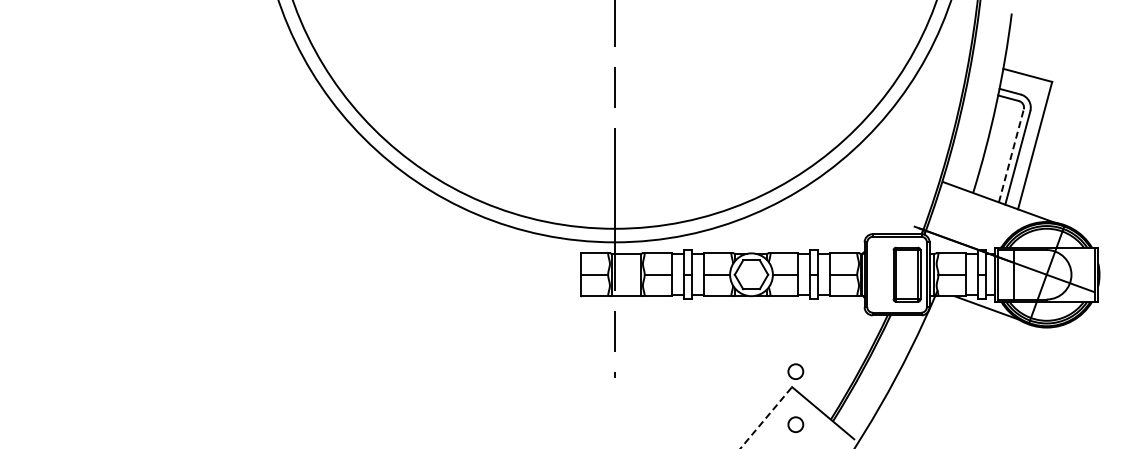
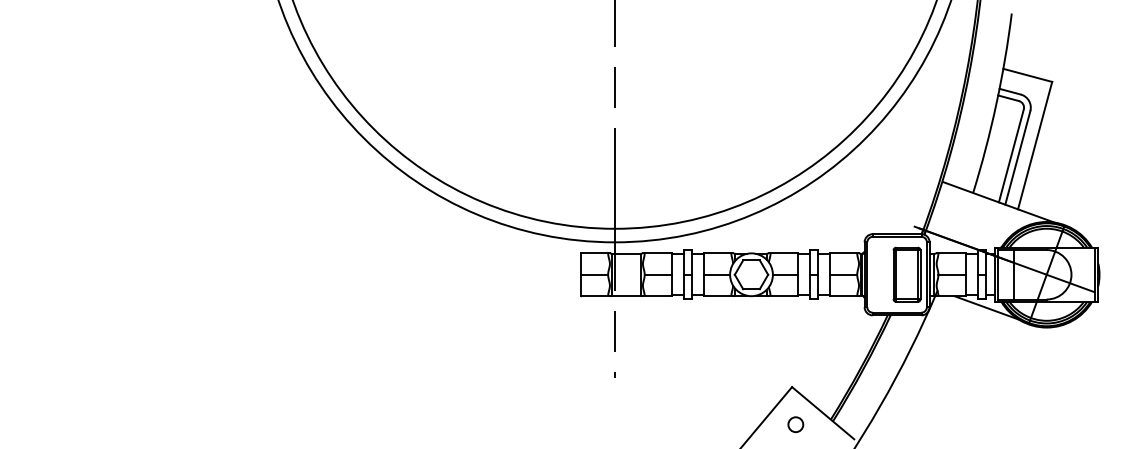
line: dashed -> solid (1011, 155)
circle: present -> none (795, 371)
line: dashed -> solid (766, 417)
